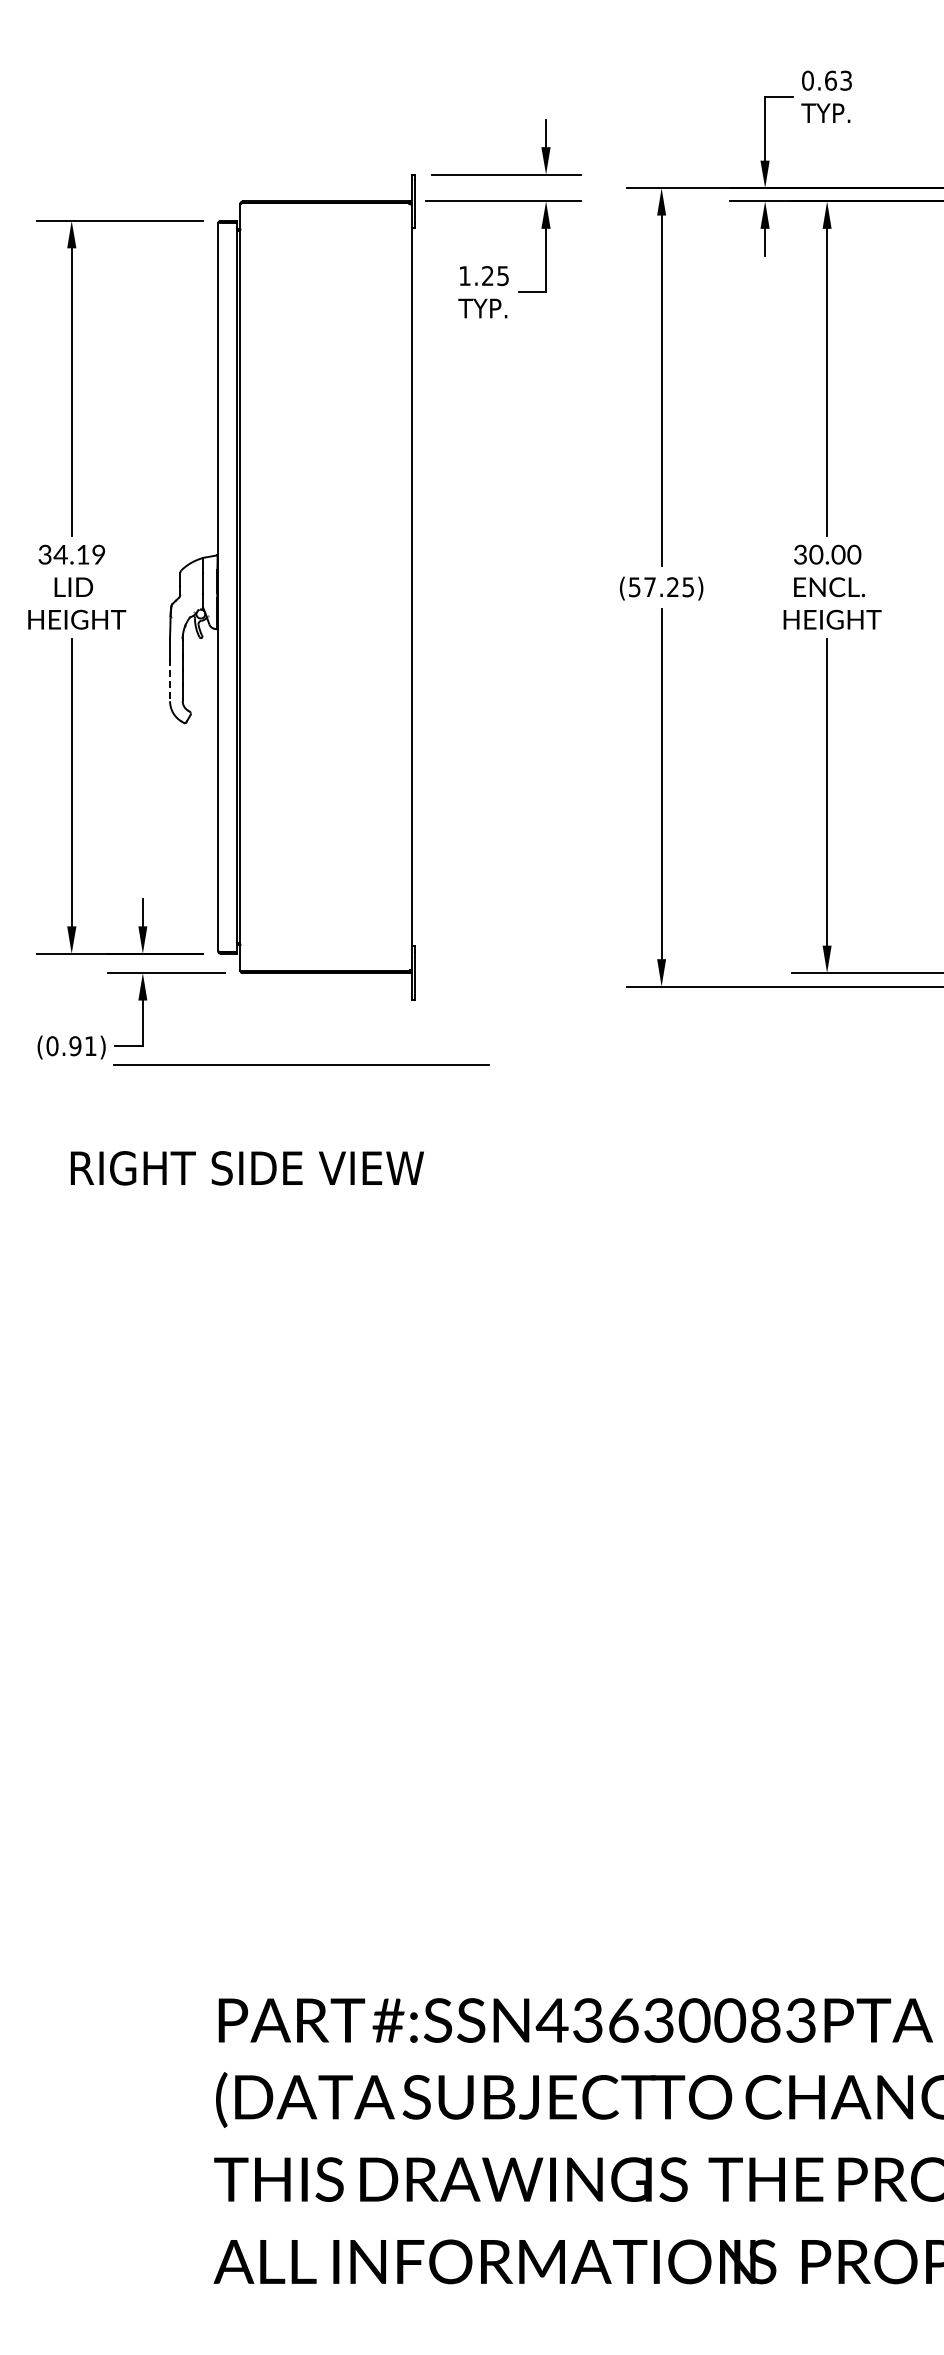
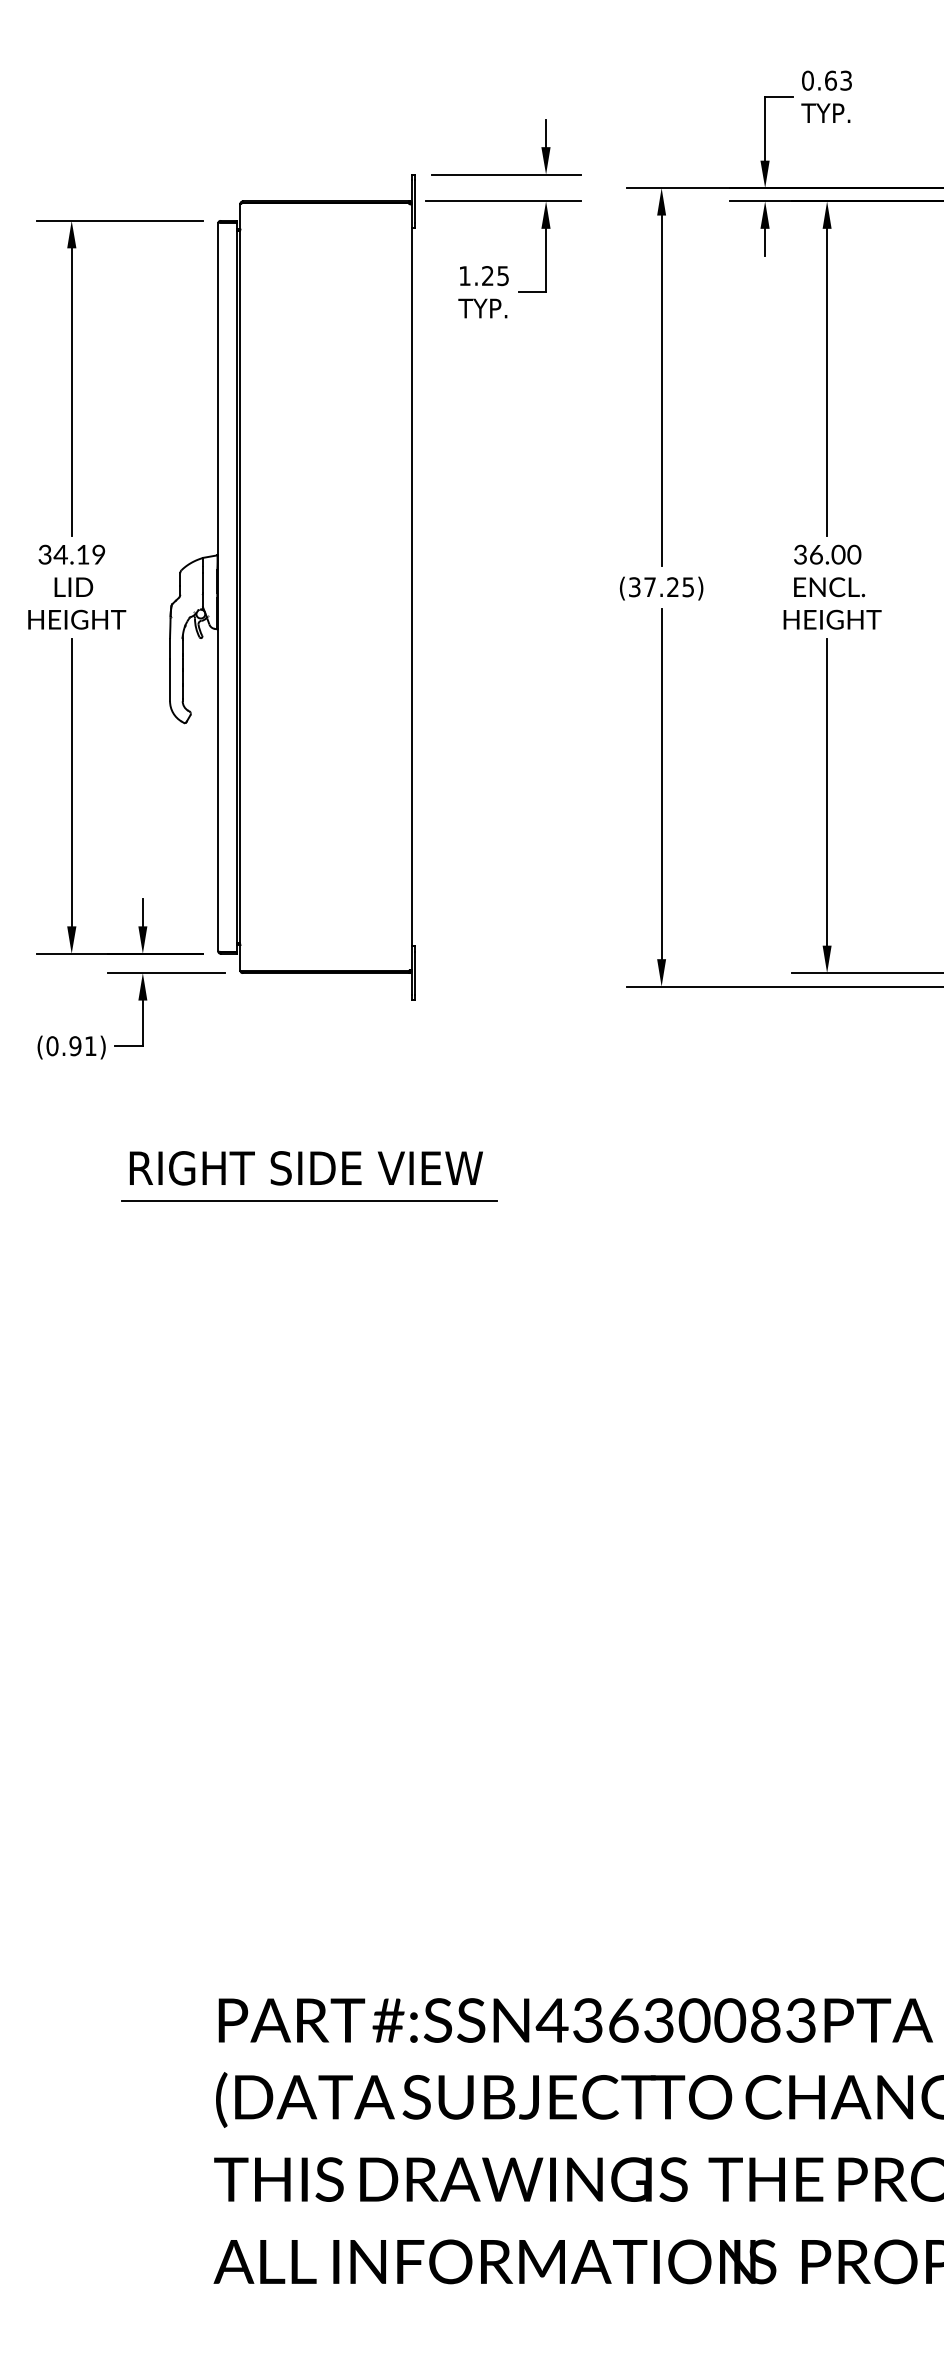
text: 30.00 -> 36.00 (816, 553)
text: (57.25) -> (37.25) (634, 586)
line: dashed -> solid (170, 680)
line position: (301, 1064) -> (309, 1200) (309, 1200)
text position: (246, 1168) -> (305, 1168) (305, 1168)
